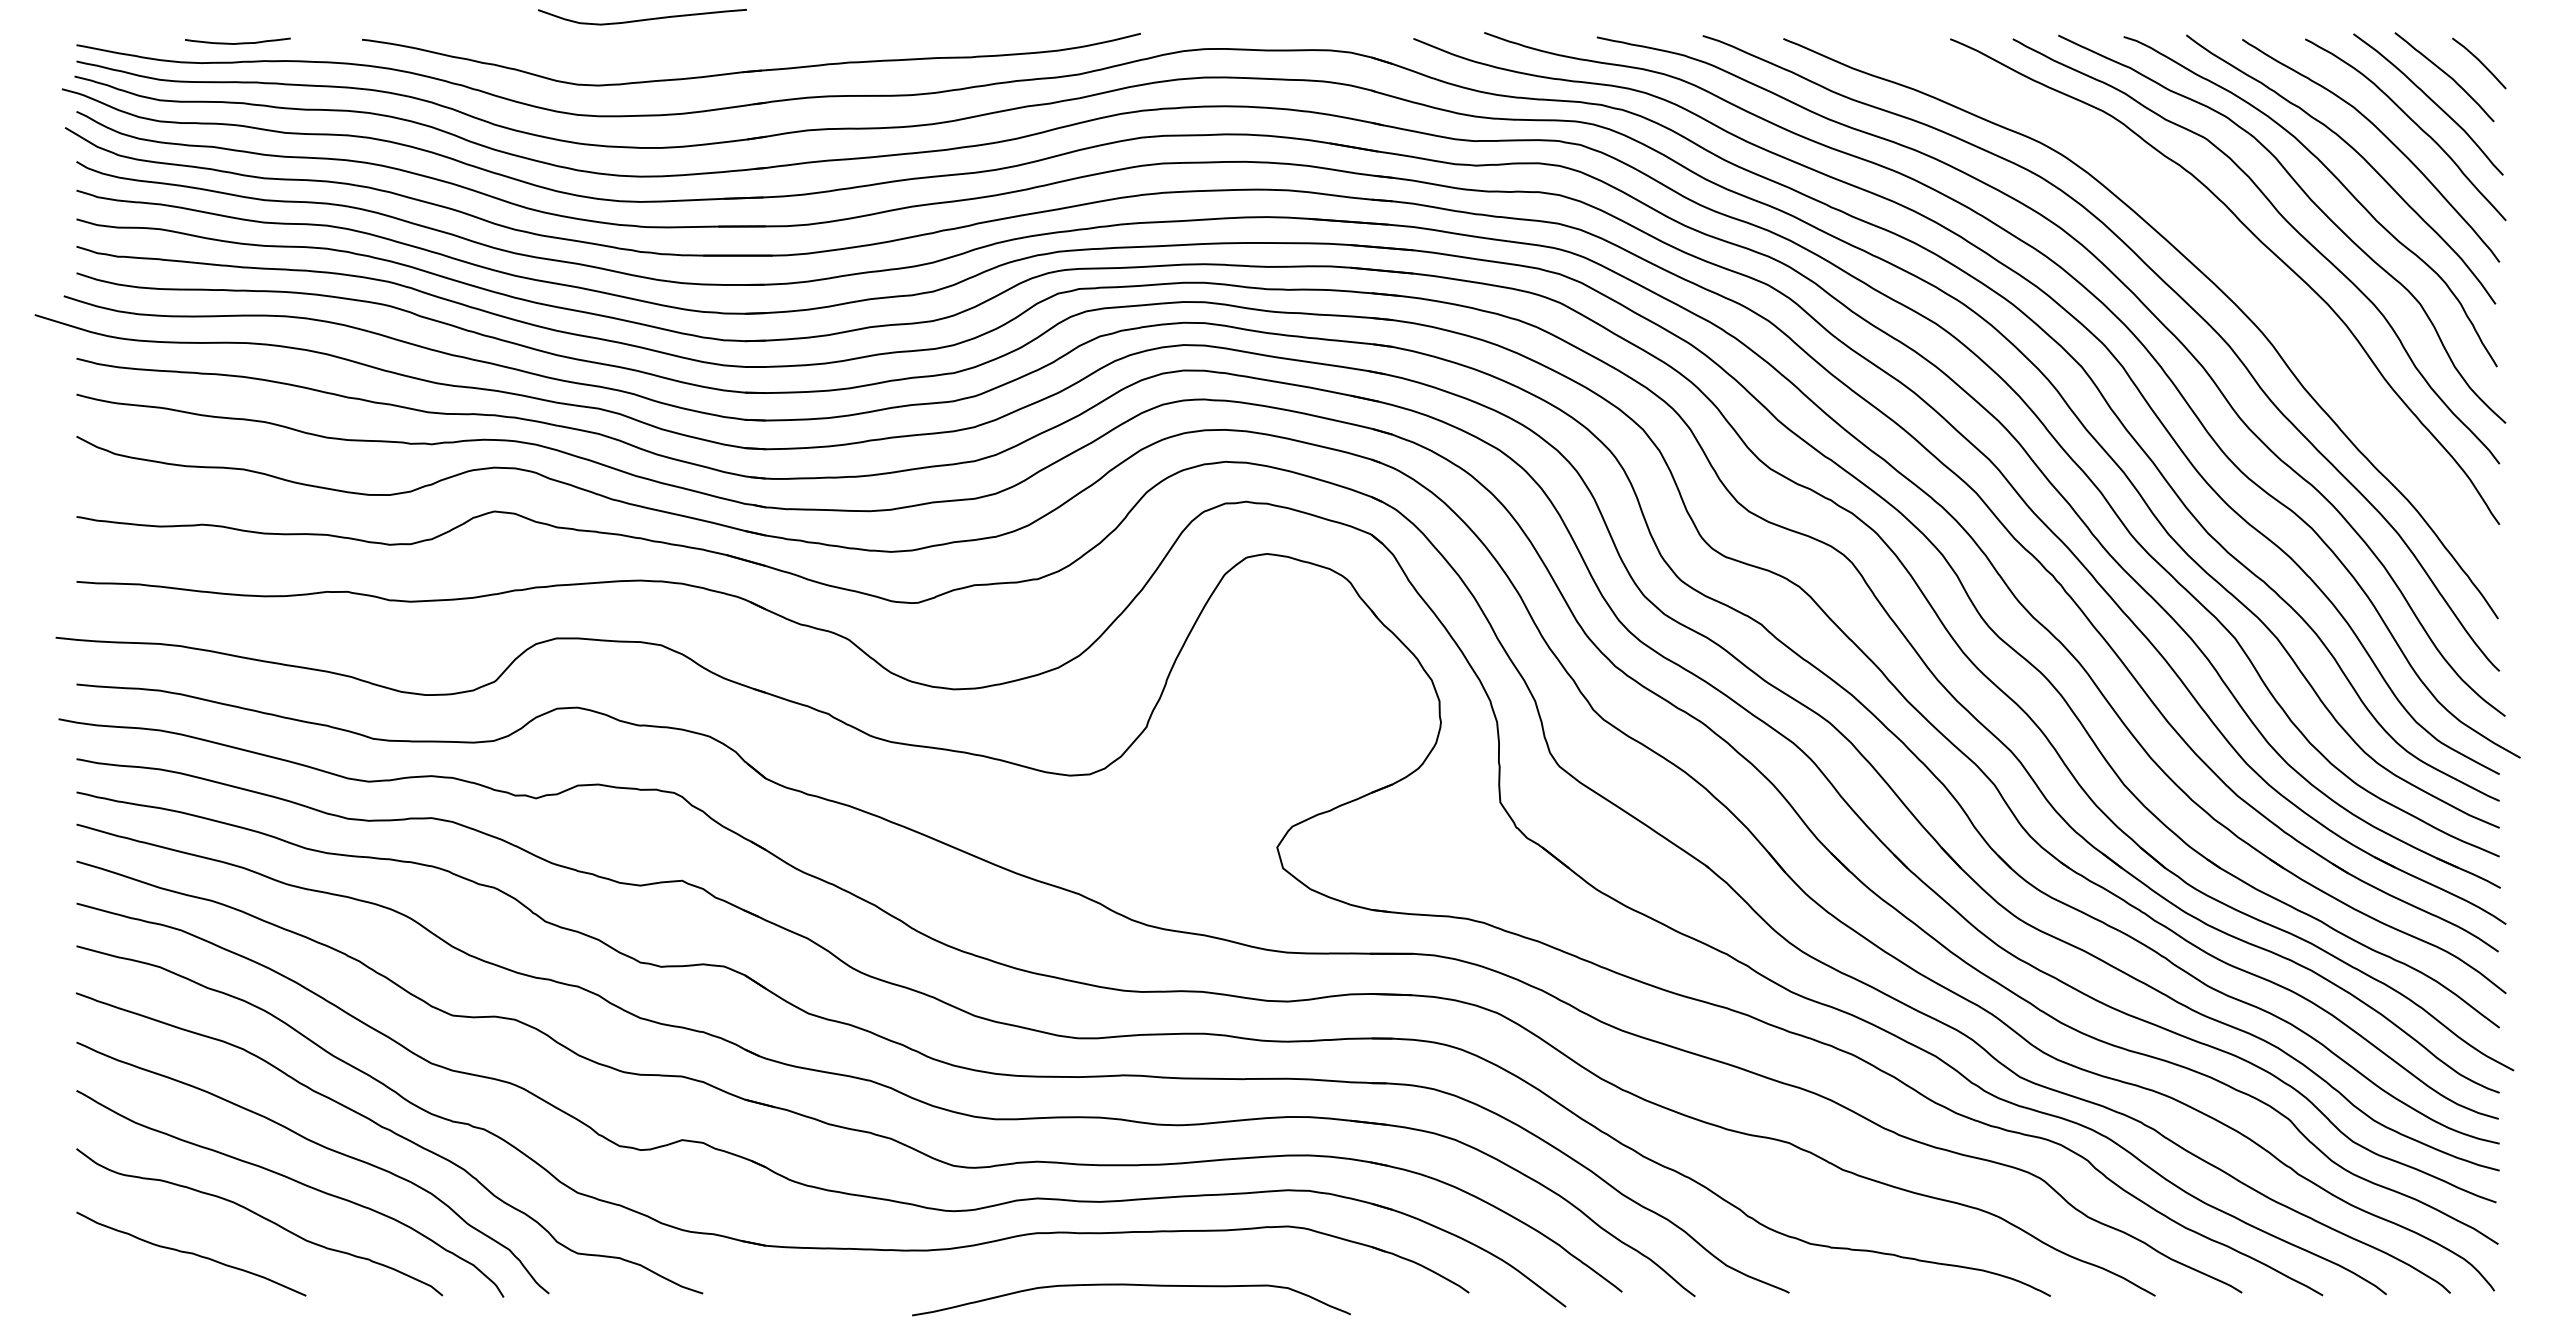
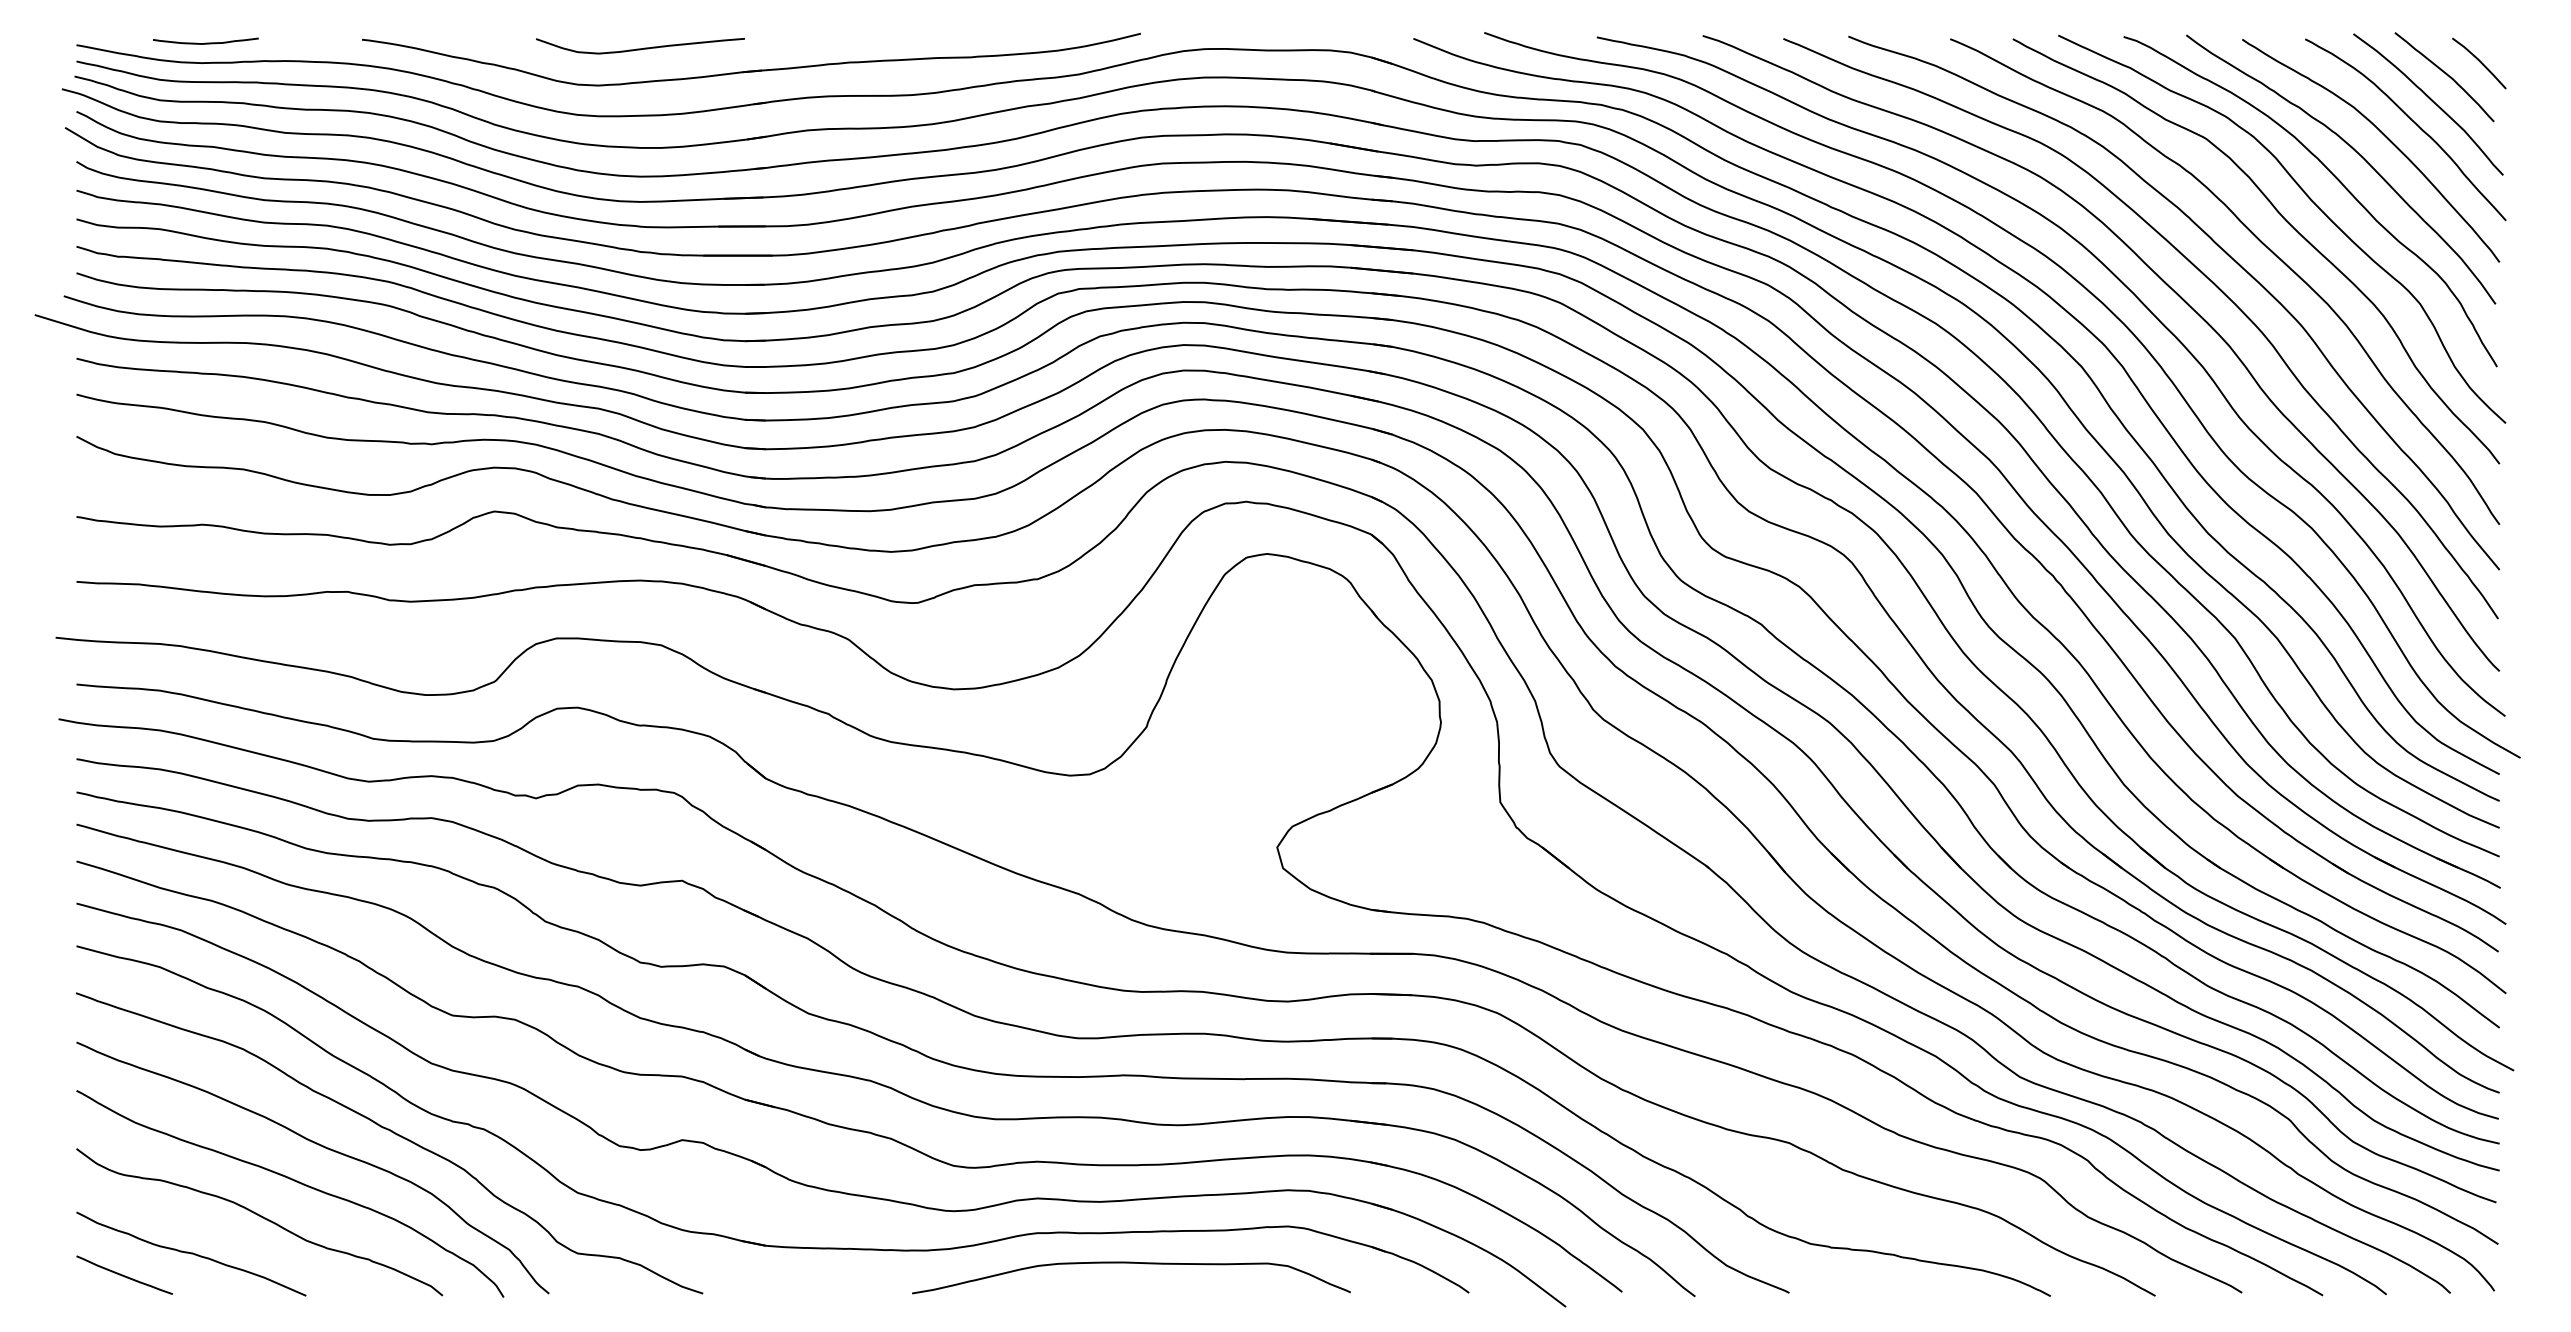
curve position: (642, 19) -> (640, 48) (640, 48)
curve position: (237, 42) -> (205, 42) (205, 42)
curve: none -> present (2217, 246)
curve: none -> present (123, 1274)
curve position: (1131, 1285) -> (1131, 1263) (1131, 1263)
